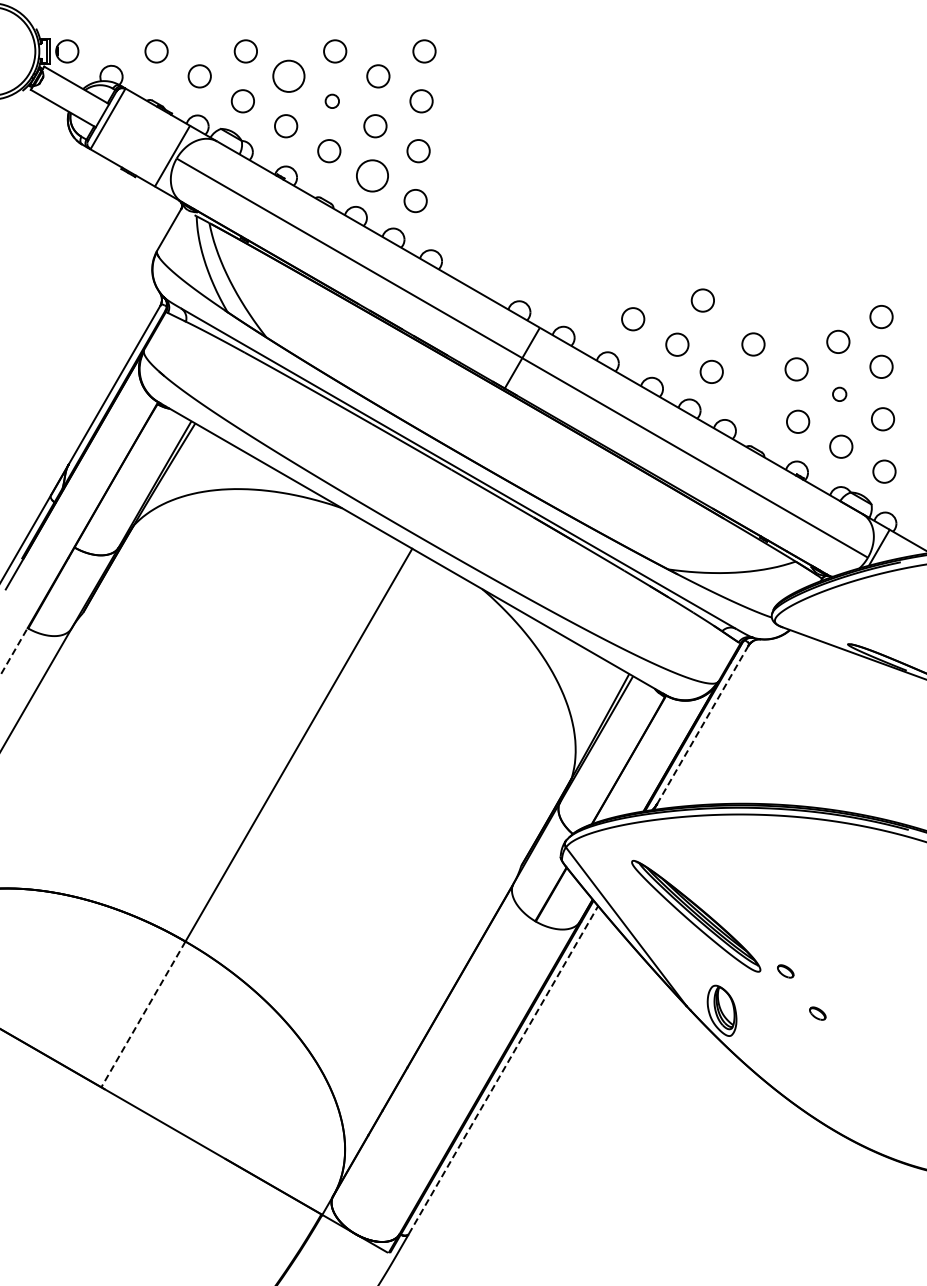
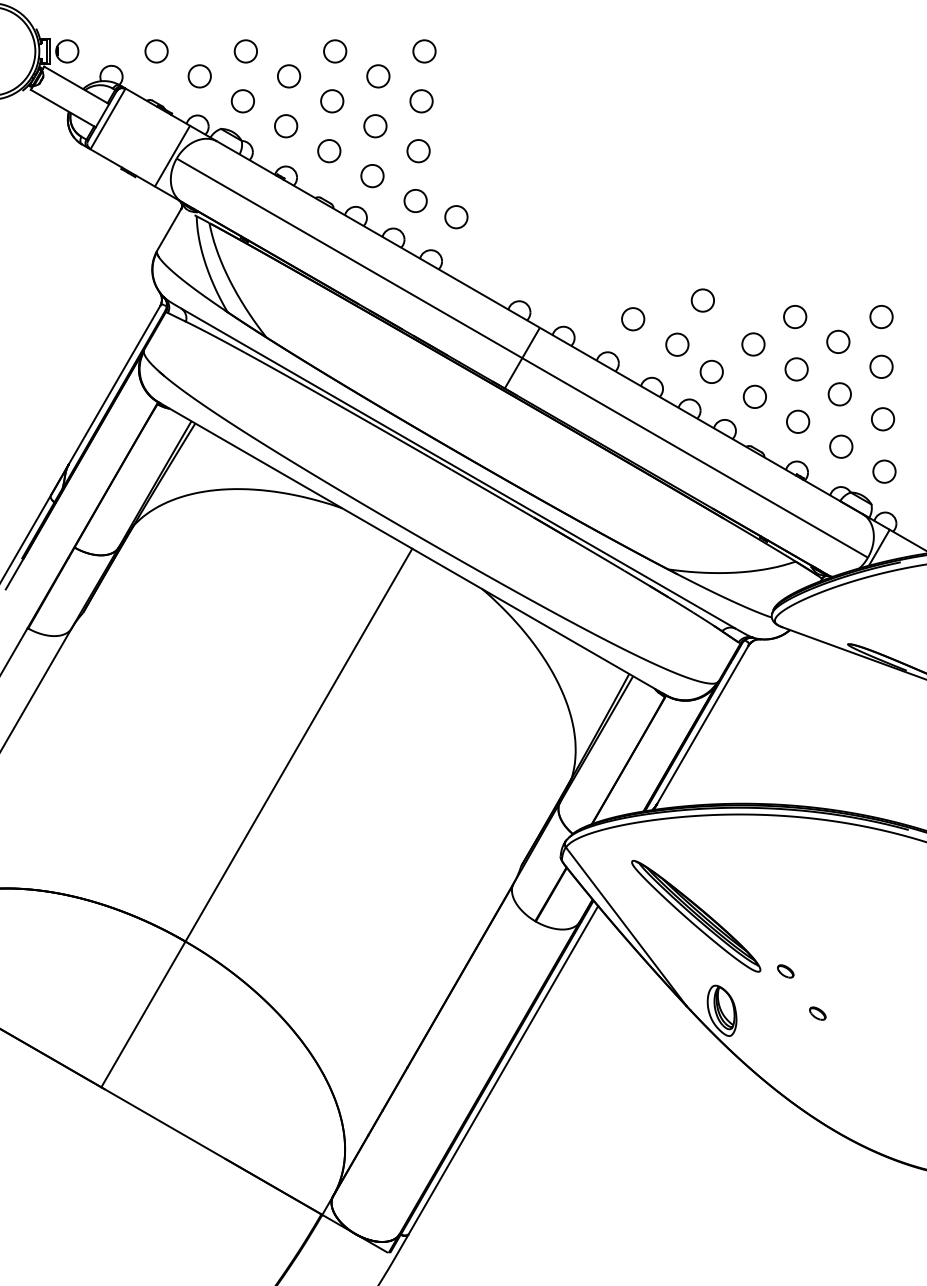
circle size: 34x34 px -> 25x25 px (289, 76)
circle size: 16x16 px -> 25x25 px (332, 101)
circle size: 33x34 px -> 25x25 px (372, 176)
circle: none -> present (456, 217)
circle: none -> present (795, 317)
circle size: 16x16 px -> 25x25 px (839, 394)
circle: none -> present (754, 396)
line: dashed -> solid (14, 651)
line: dashed -> solid (702, 724)
line: dashed -> solid (143, 1014)
line: dashed -> solid (503, 1069)
